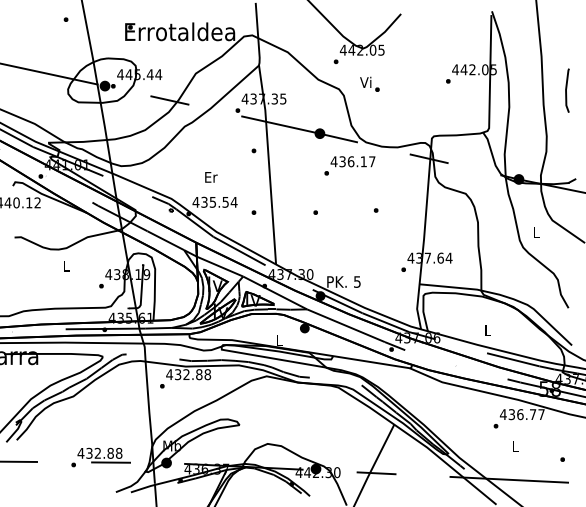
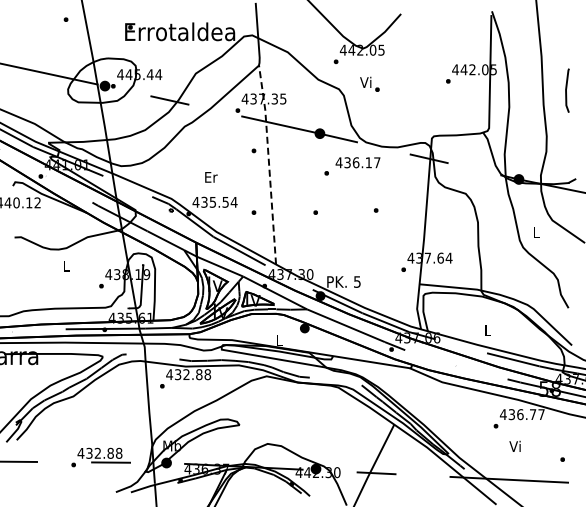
text position: (352, 161) -> (357, 162) (357, 162)
line: solid -> dashed (269, 163)
text: L -> Vi (514, 445)
